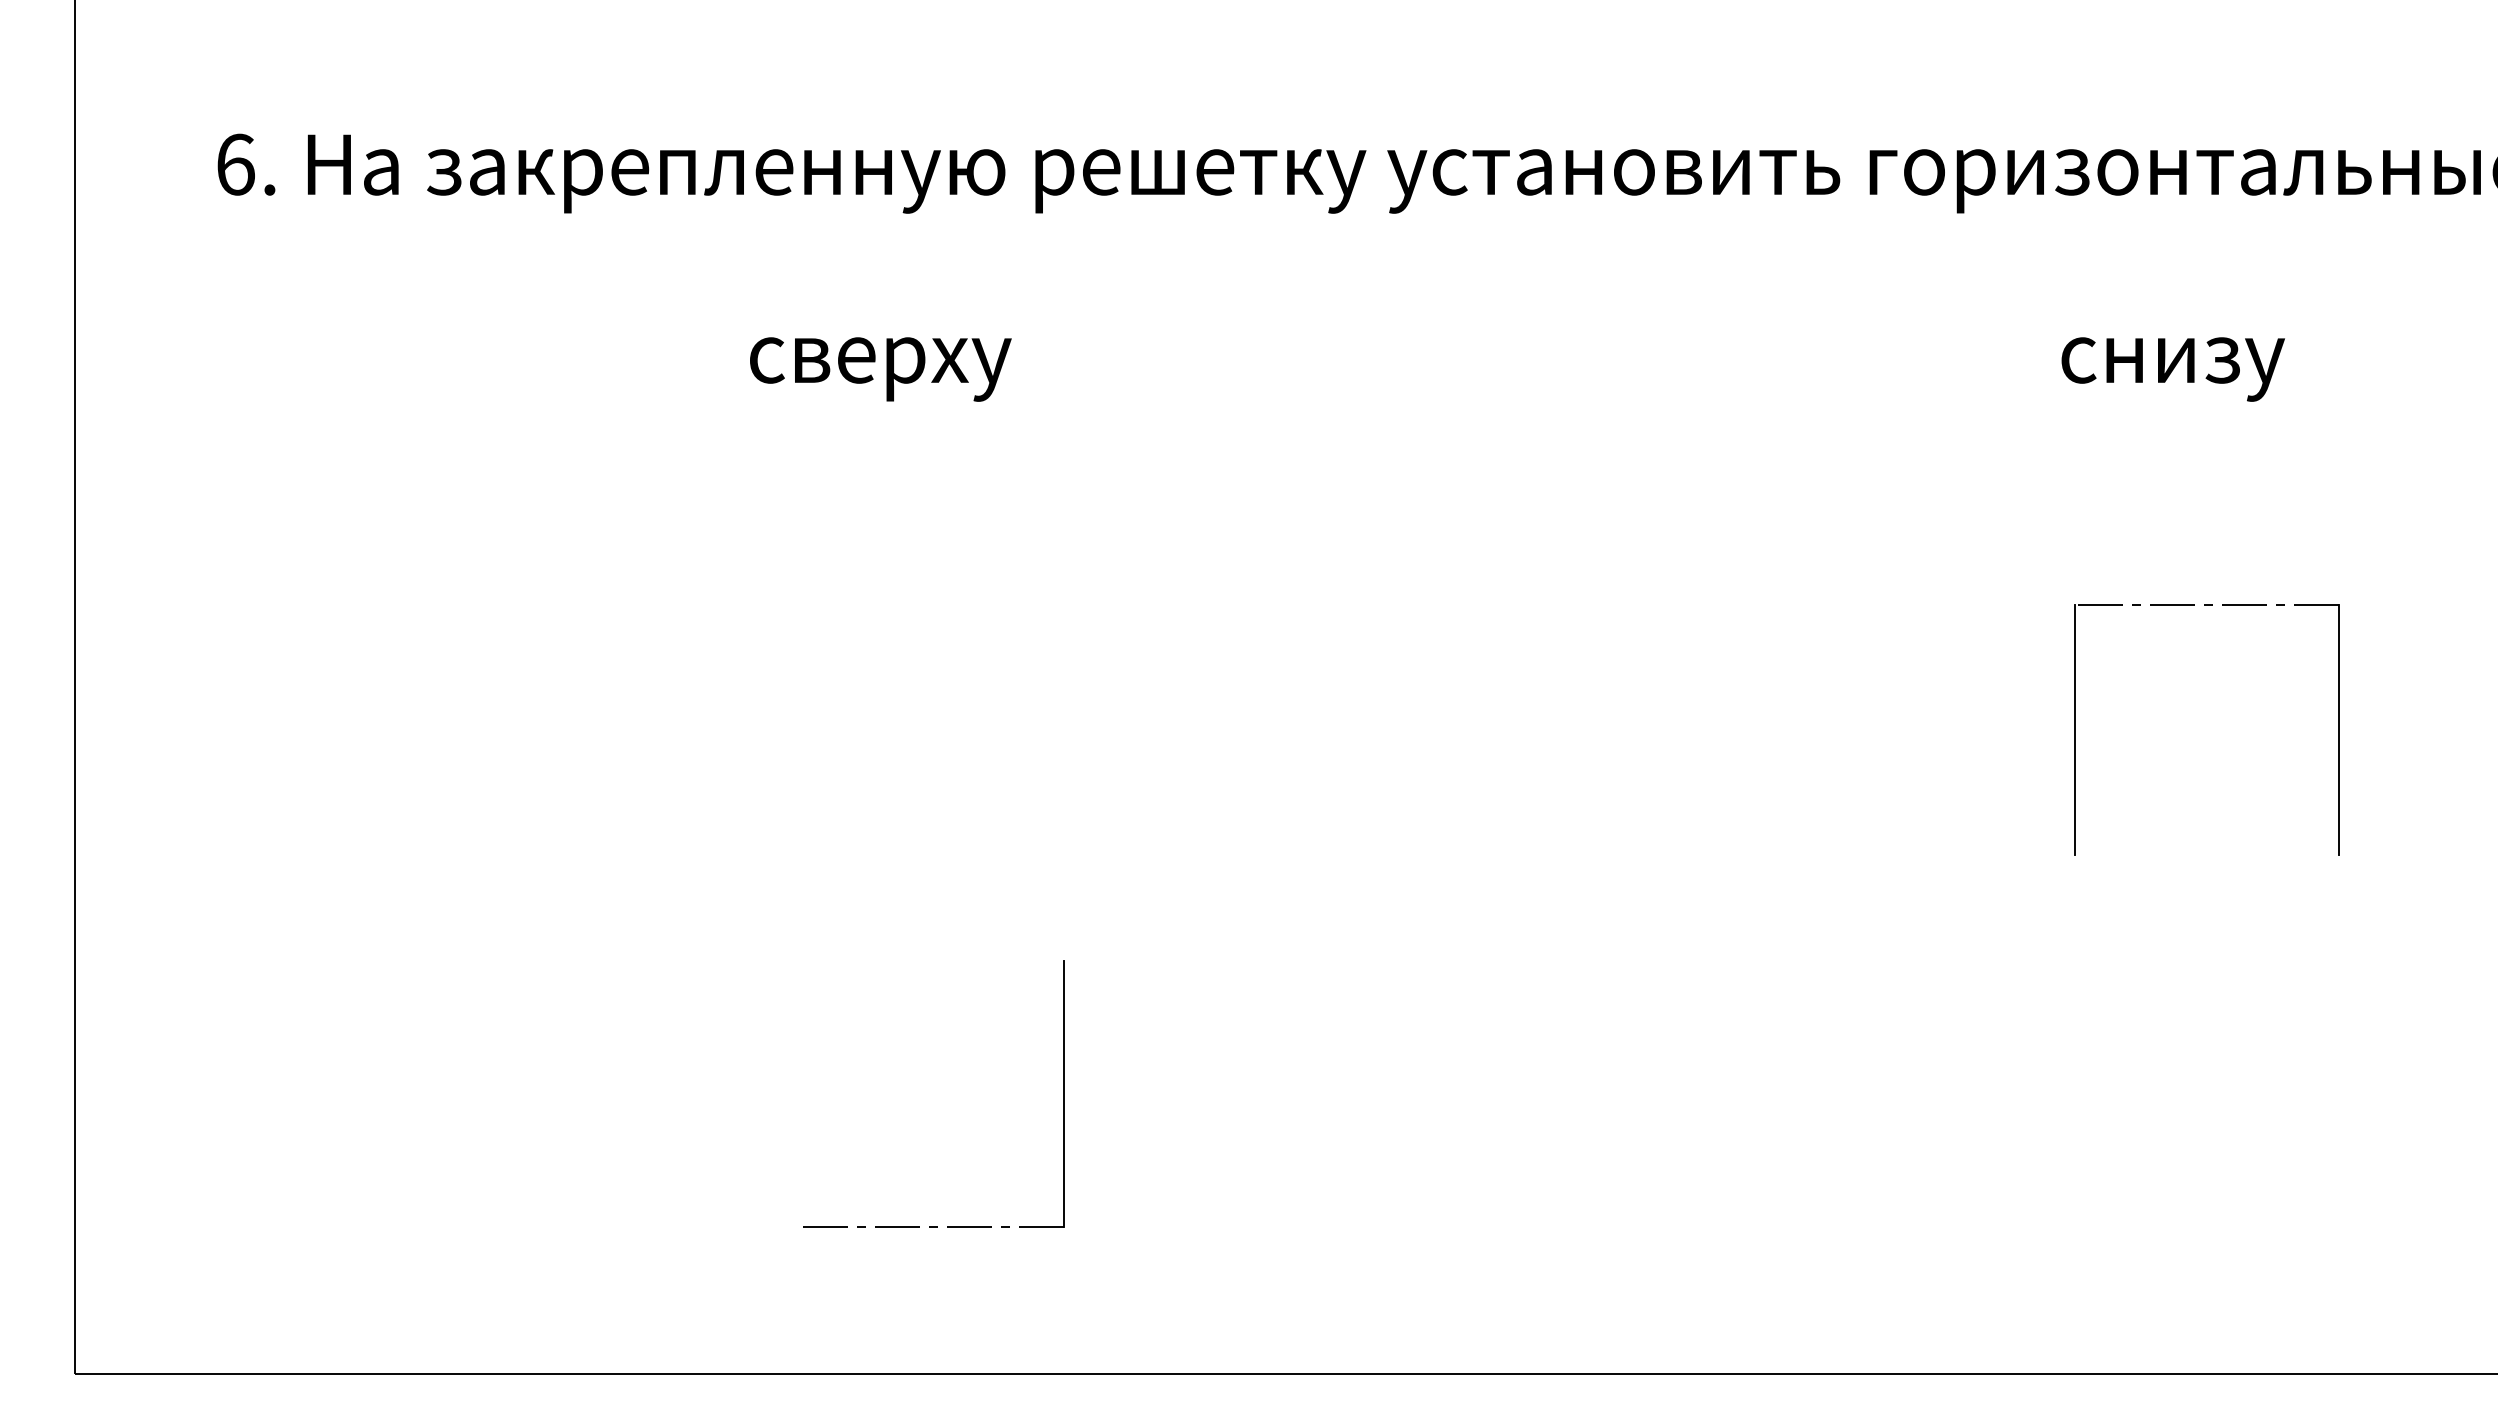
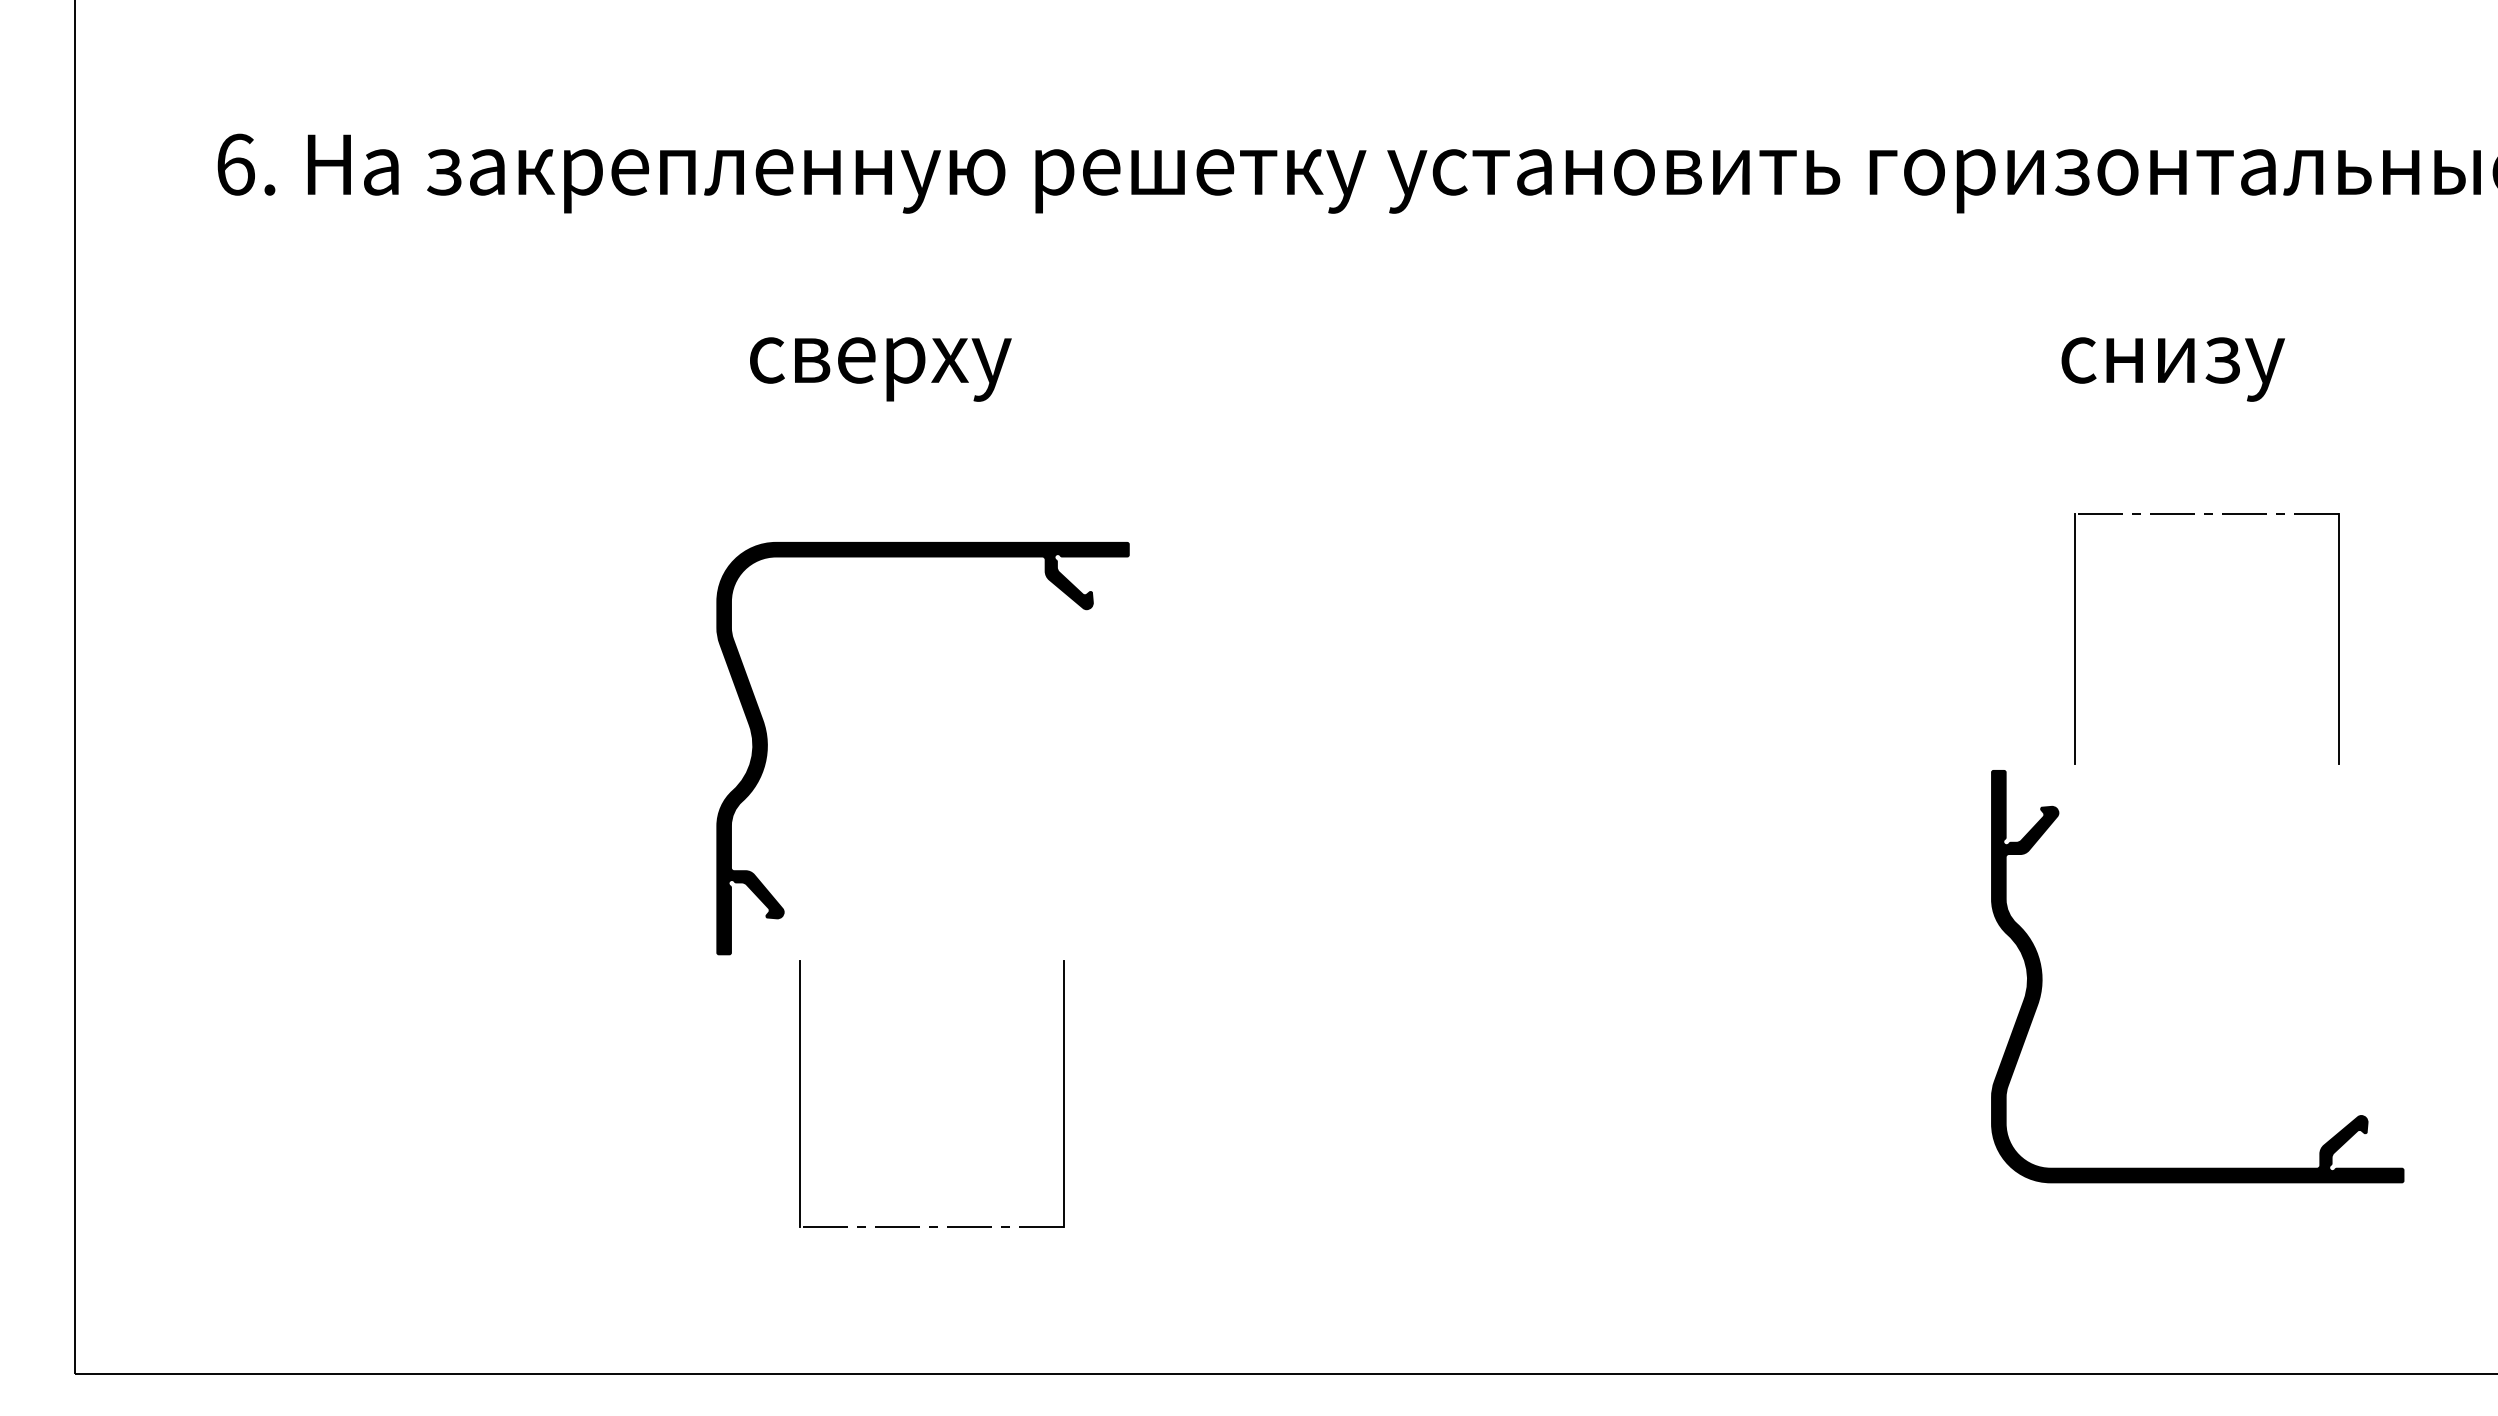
part position: (2206, 605) -> (2206, 514) (2206, 514)
fill: none -> present (922, 748)
fill: none -> present (2197, 976)
line: none -> present (800, 1094)
